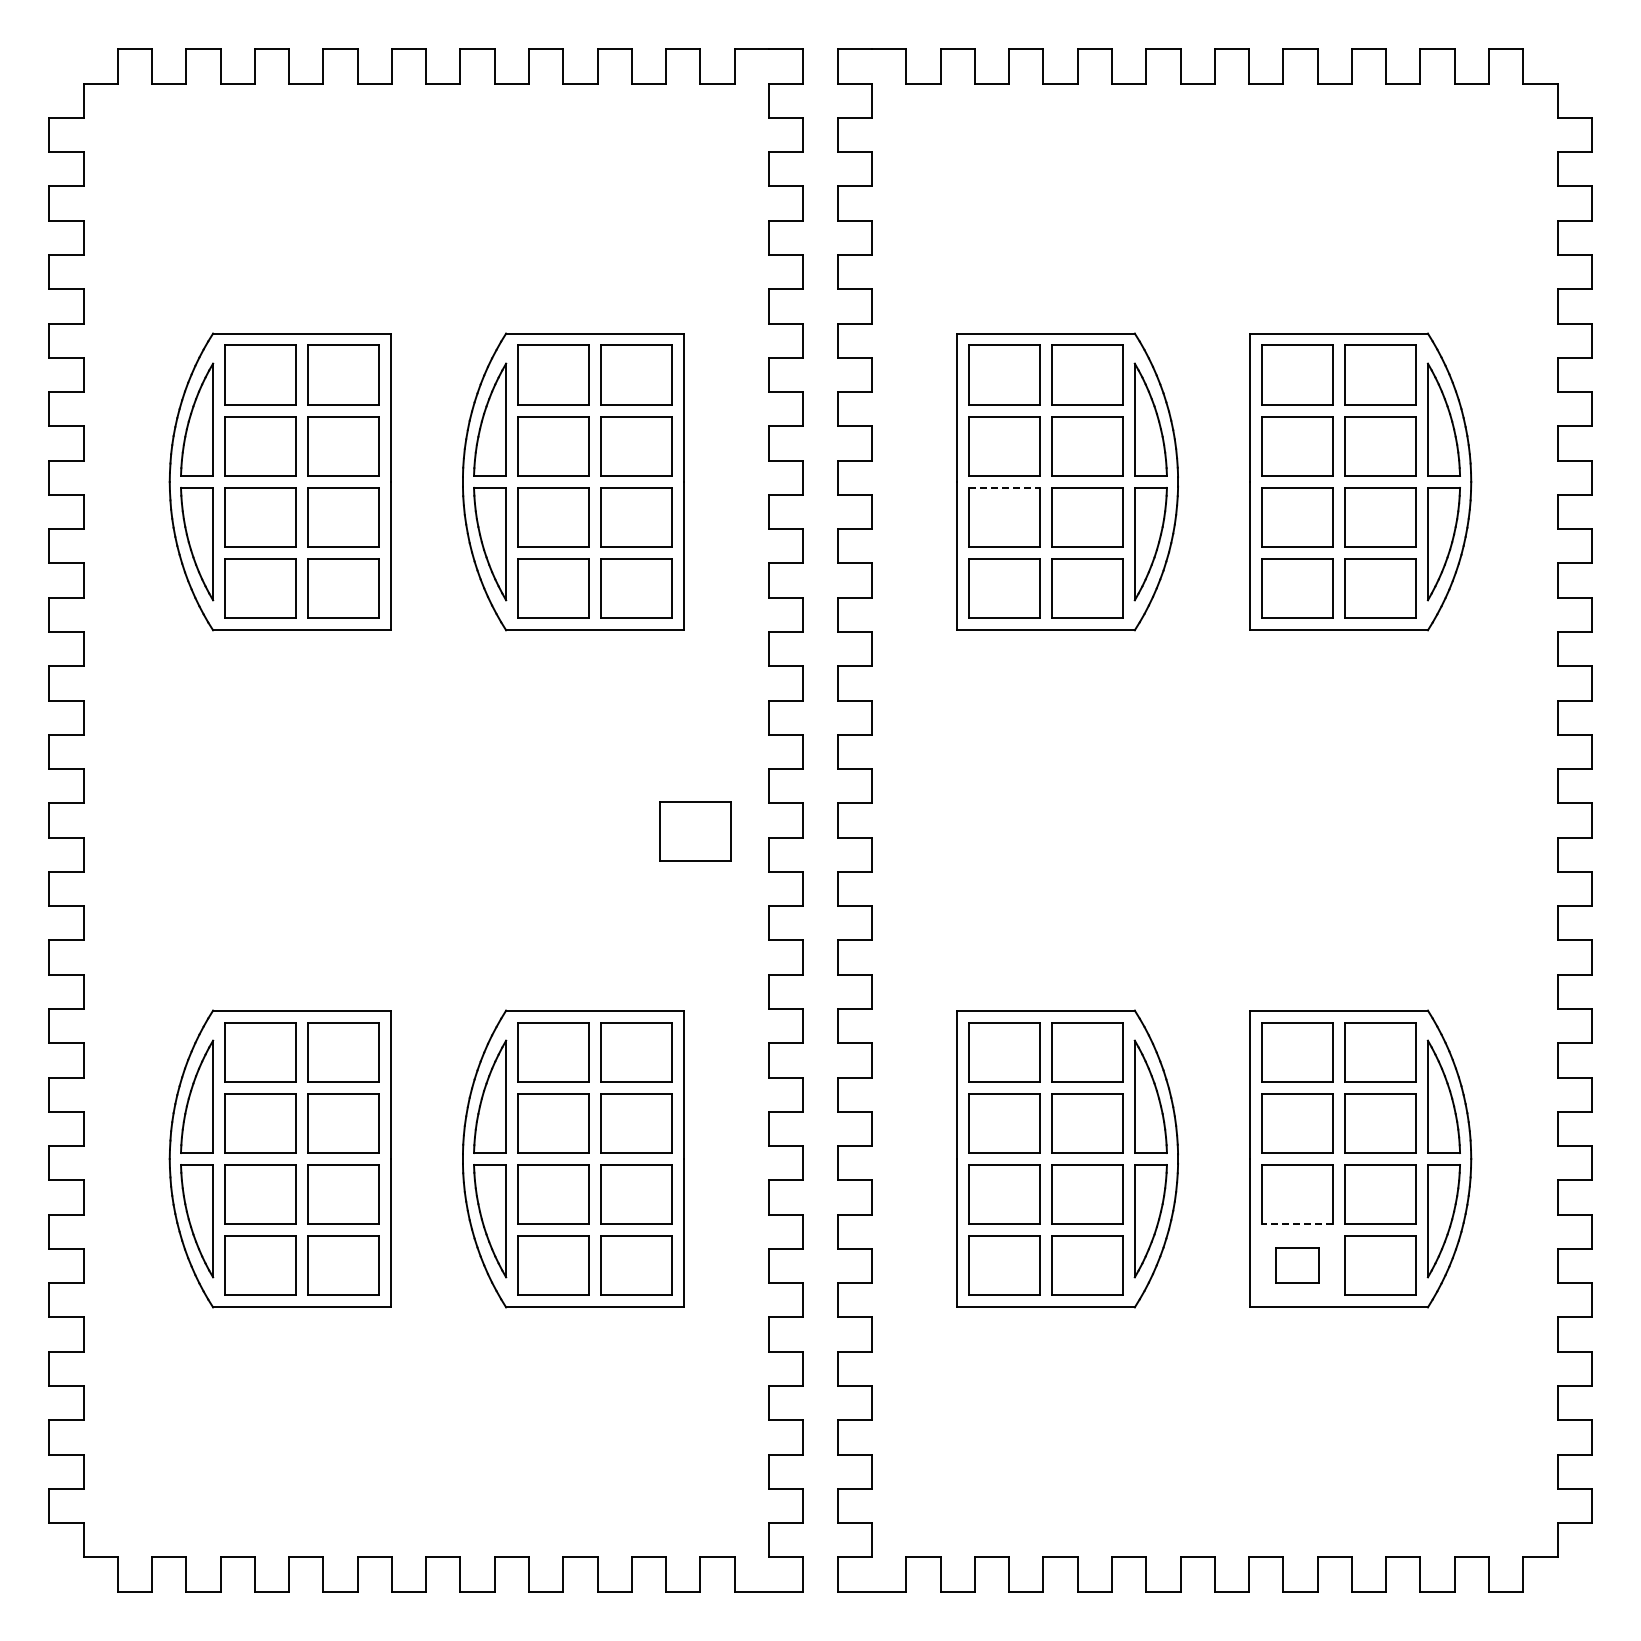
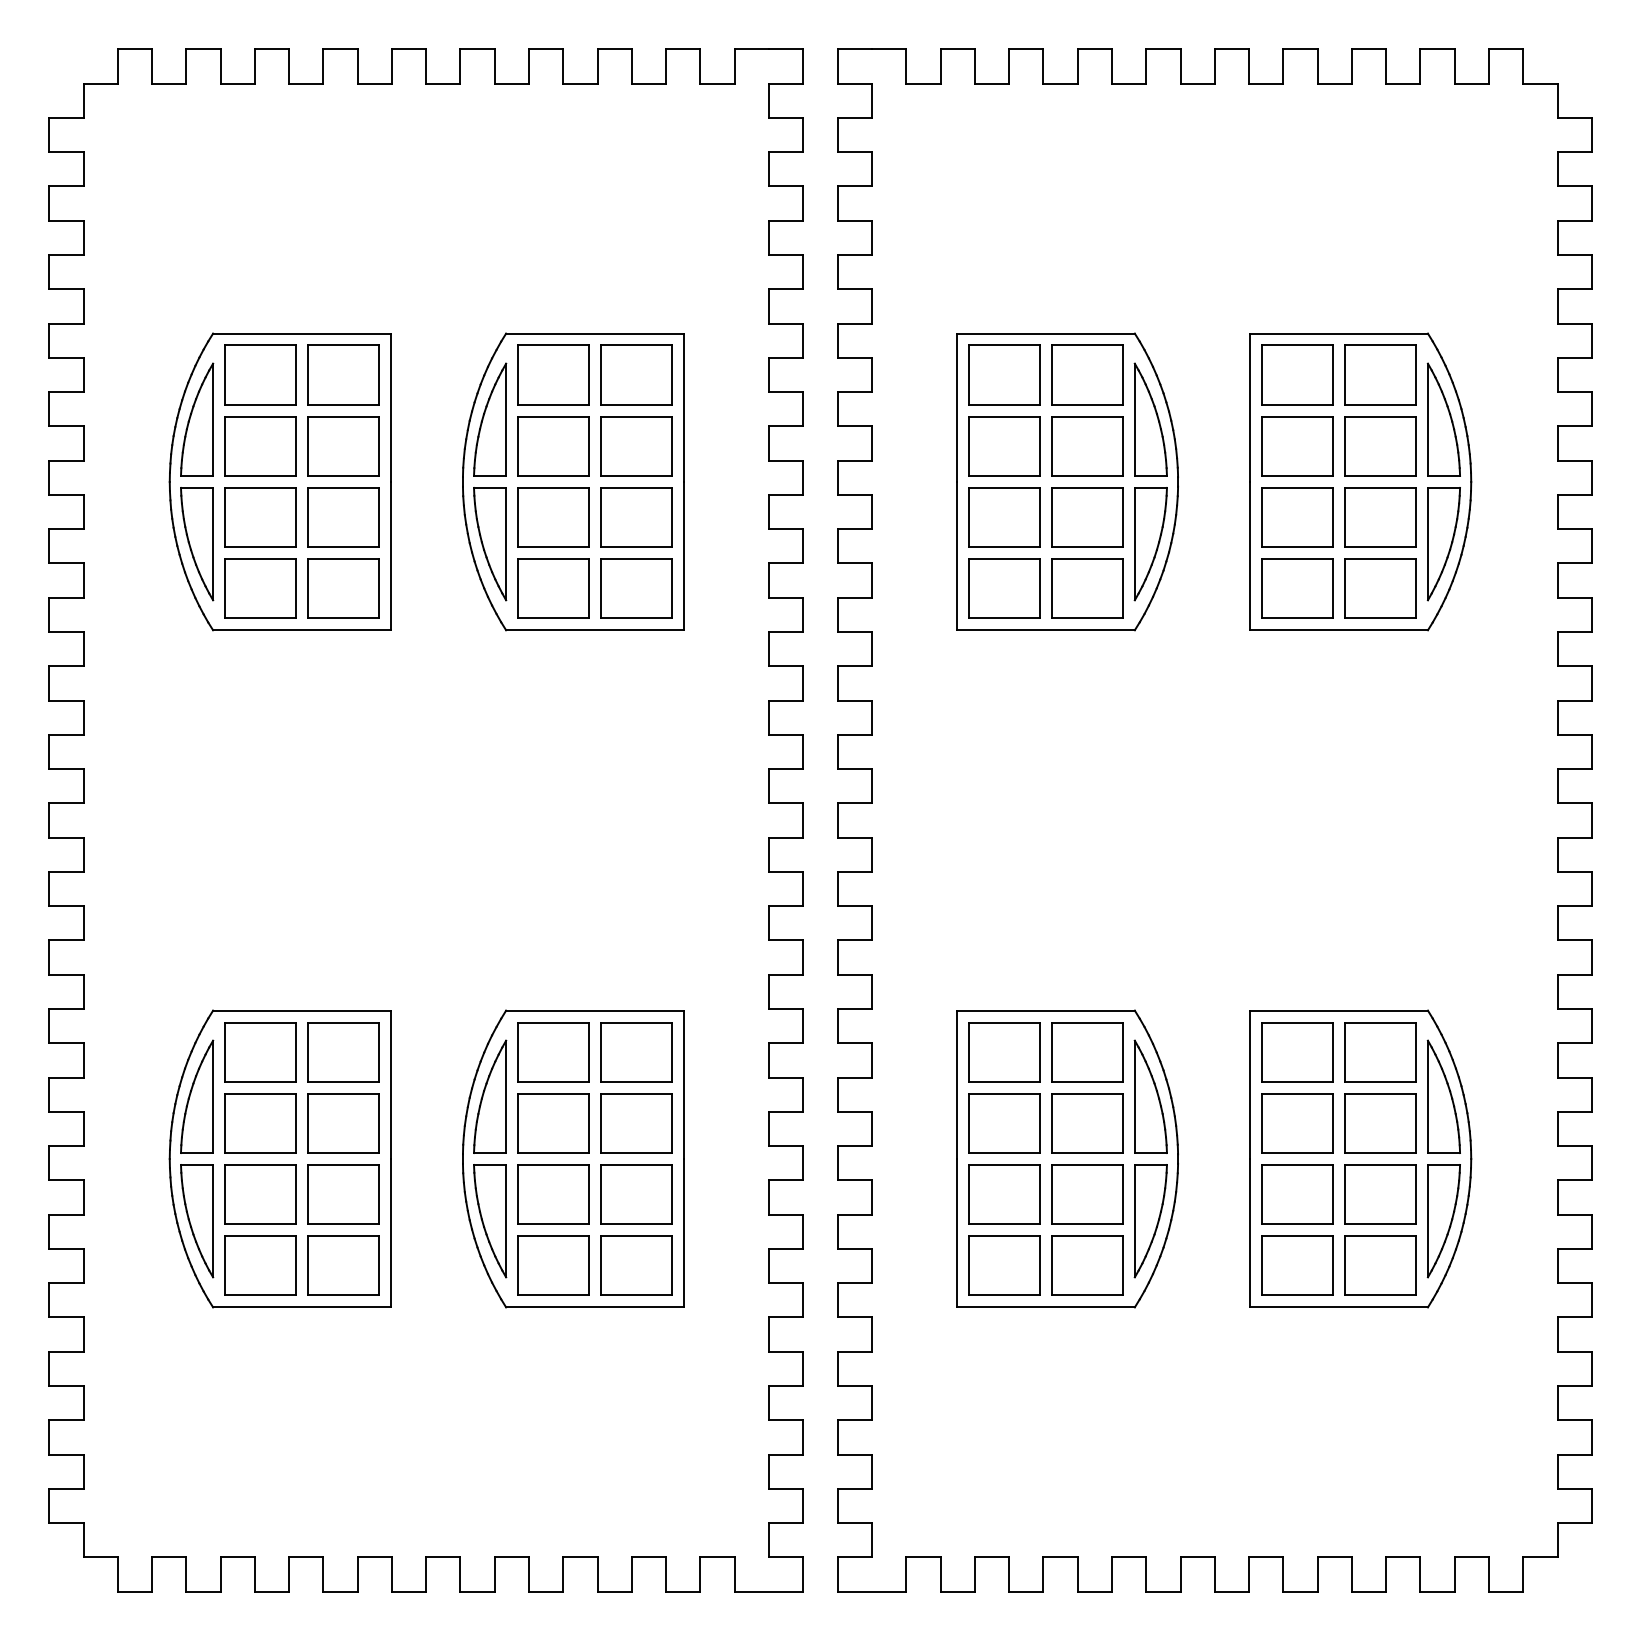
line: dashed -> solid (1004, 487)
part: present -> none (695, 831)
line: dashed -> solid (1297, 1224)
part size: 45x37 px -> 73x61 px (1297, 1265)
